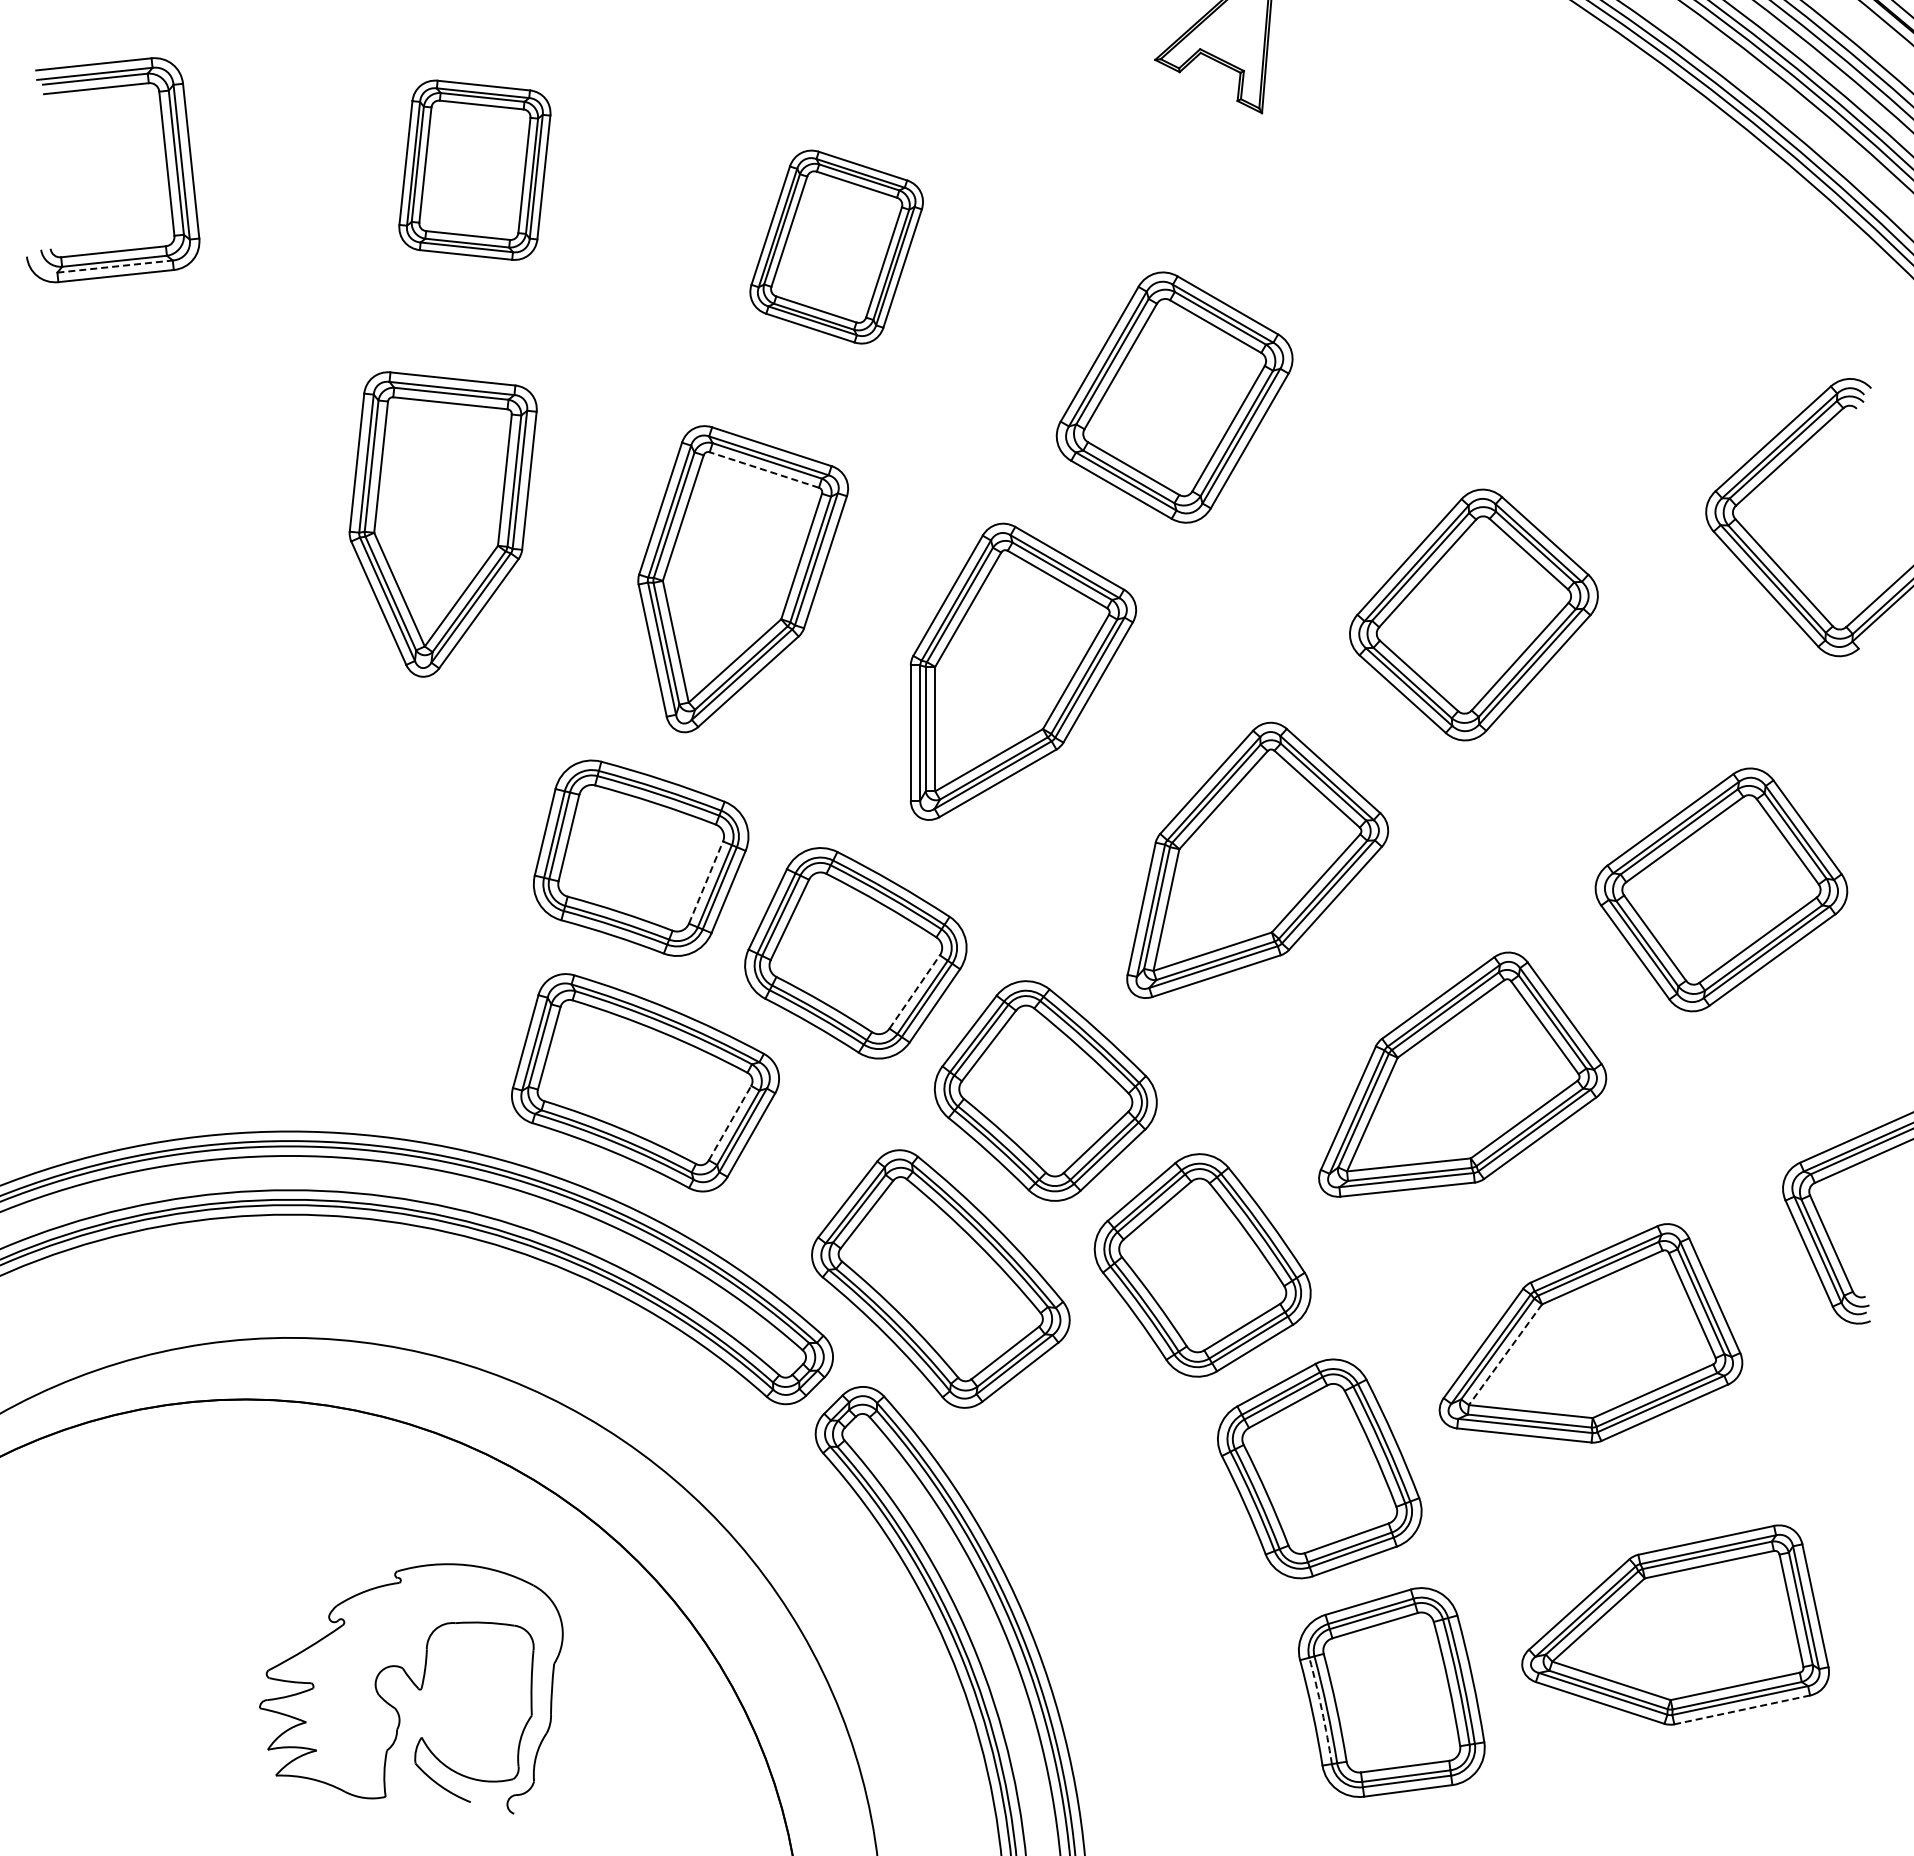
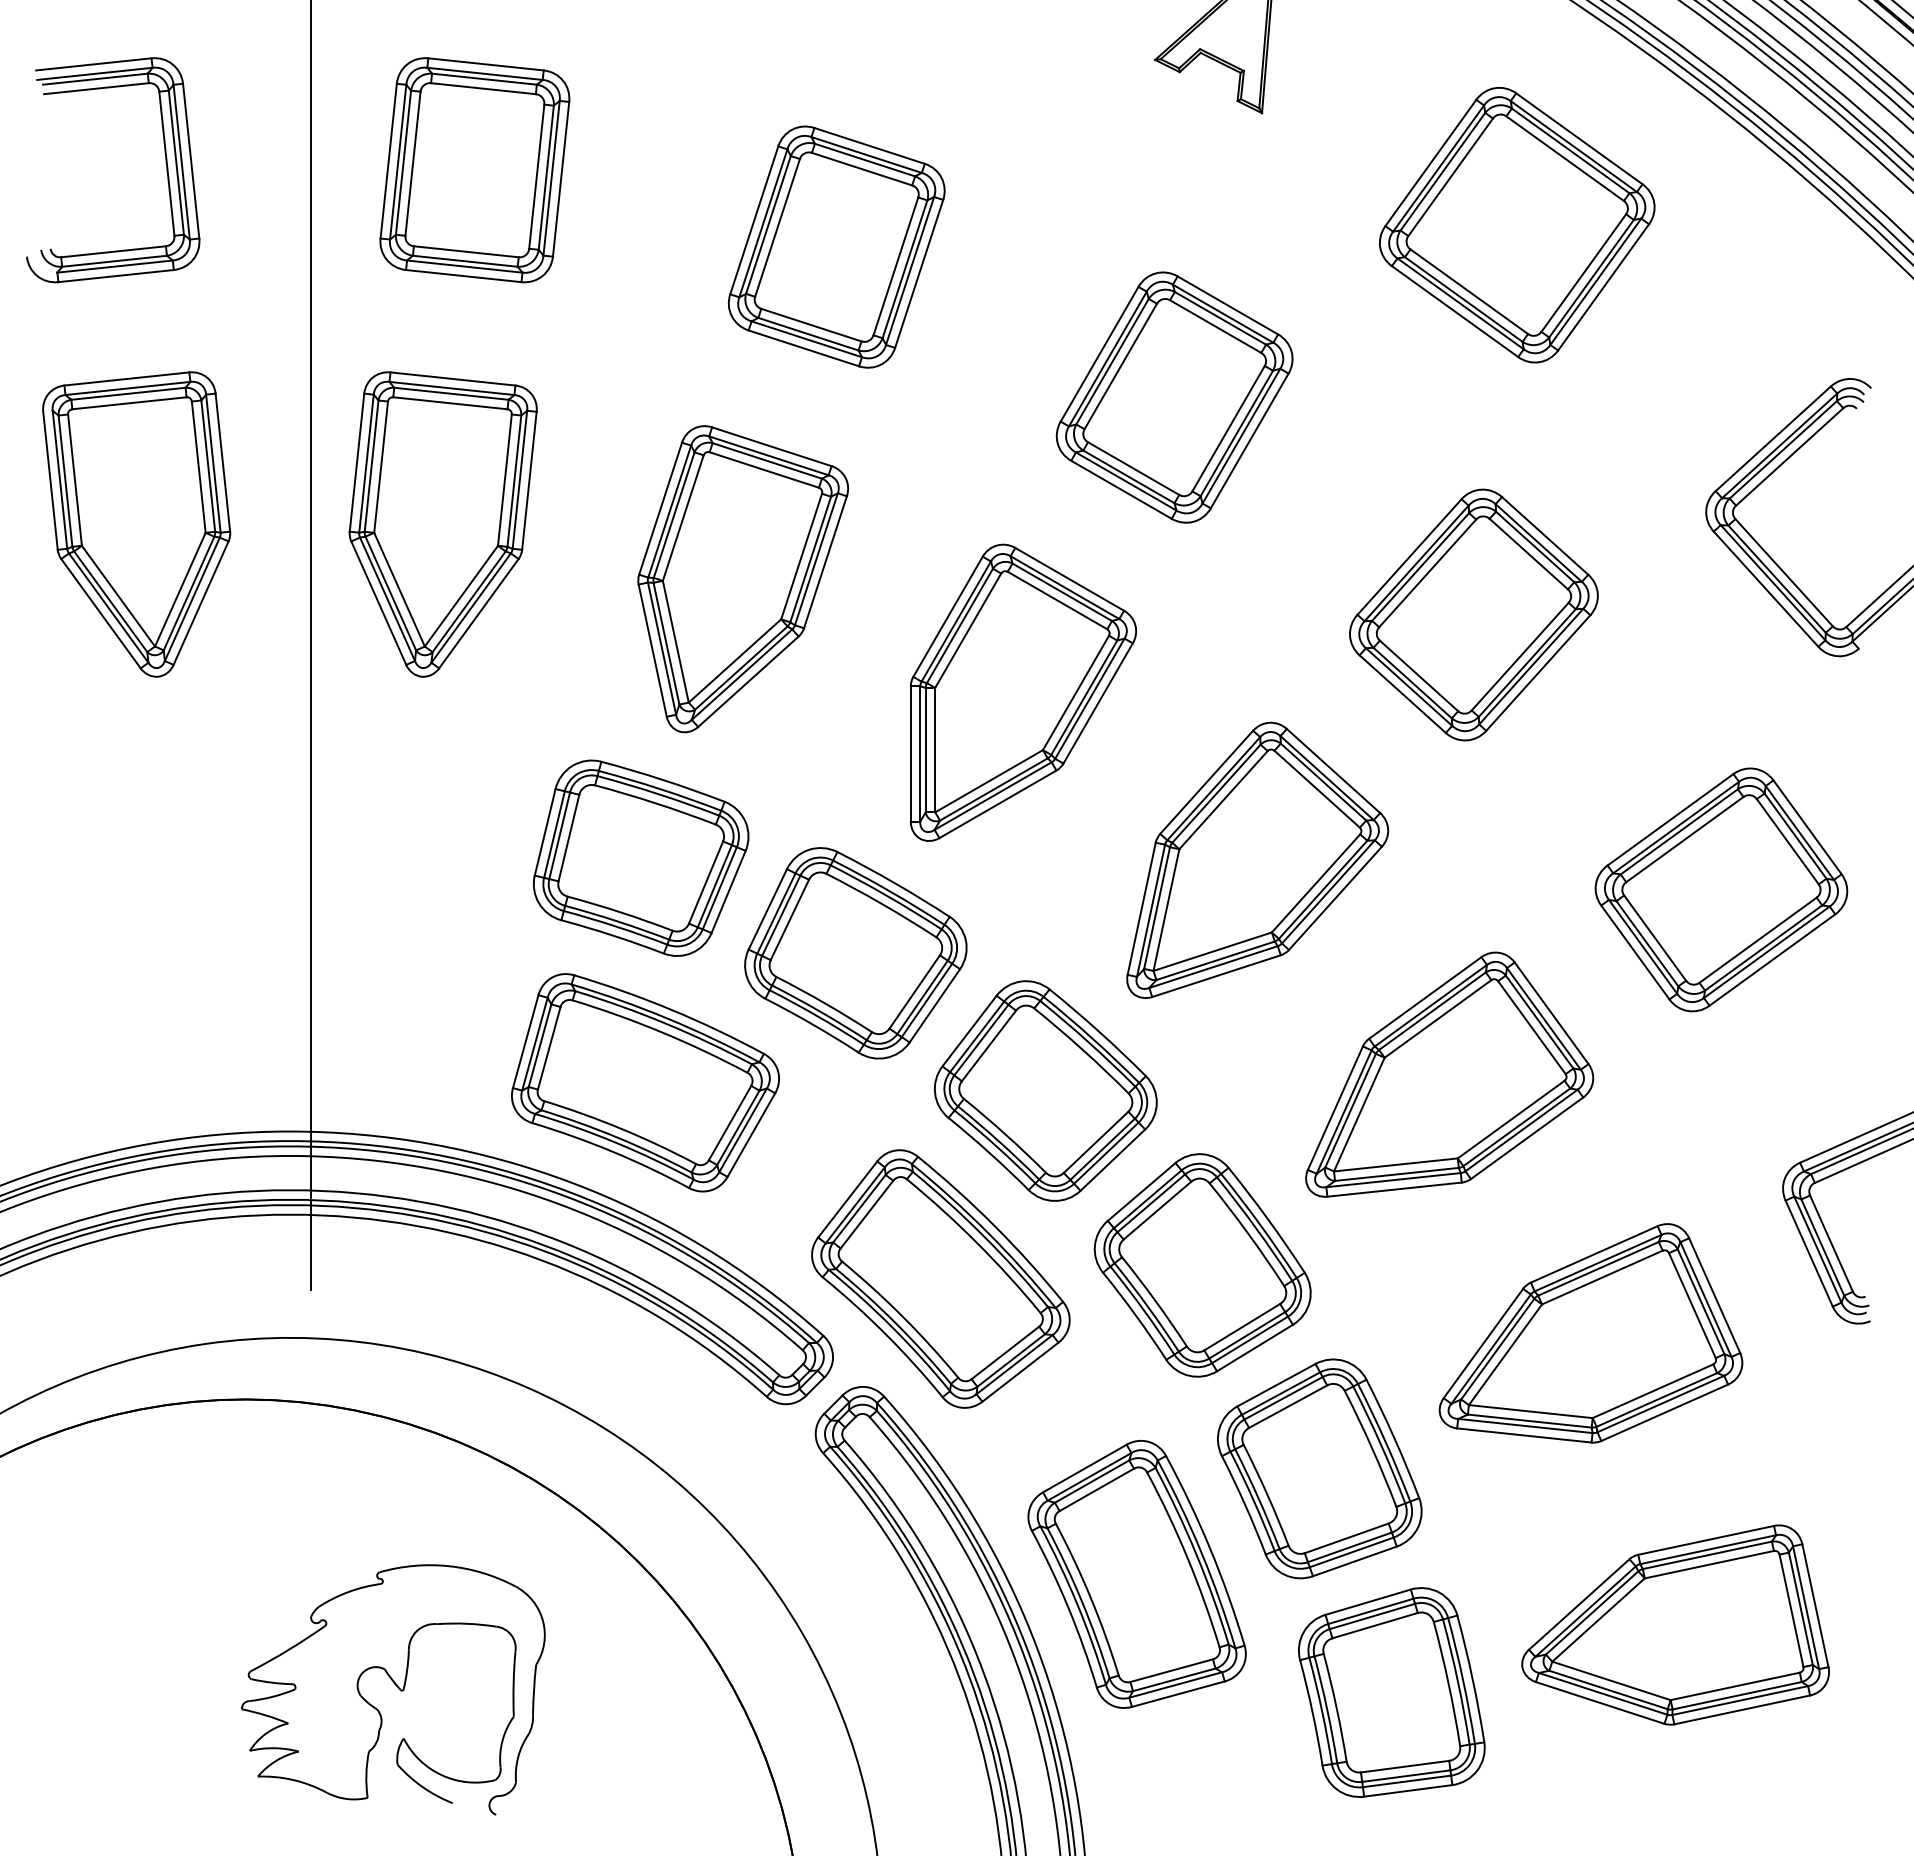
part size: 154x182 px -> 192x227 px (474, 170)
part: none -> present (1517, 225)
part size: 175x196 px -> 219x244 px (836, 246)
line: dashed -> solid (115, 266)
line: dashed -> solid (763, 469)
part: none -> present (136, 524)
line: none -> present (310, 646)
part position: (1023, 671) -> (1023, 692) (1023, 692)
line: dashed -> solid (706, 882)
line: dashed -> solid (915, 991)
part position: (1462, 1074) -> (1449, 1074) (1449, 1074)
line: dashed -> solid (730, 1123)
line: dashed -> solid (1505, 1355)
part: none -> present (1136, 1573)
part position: (411, 1688) -> (393, 1689) (393, 1689)
arc: dashed -> solid (1322, 1710)
line: dashed -> solid (1741, 1710)
